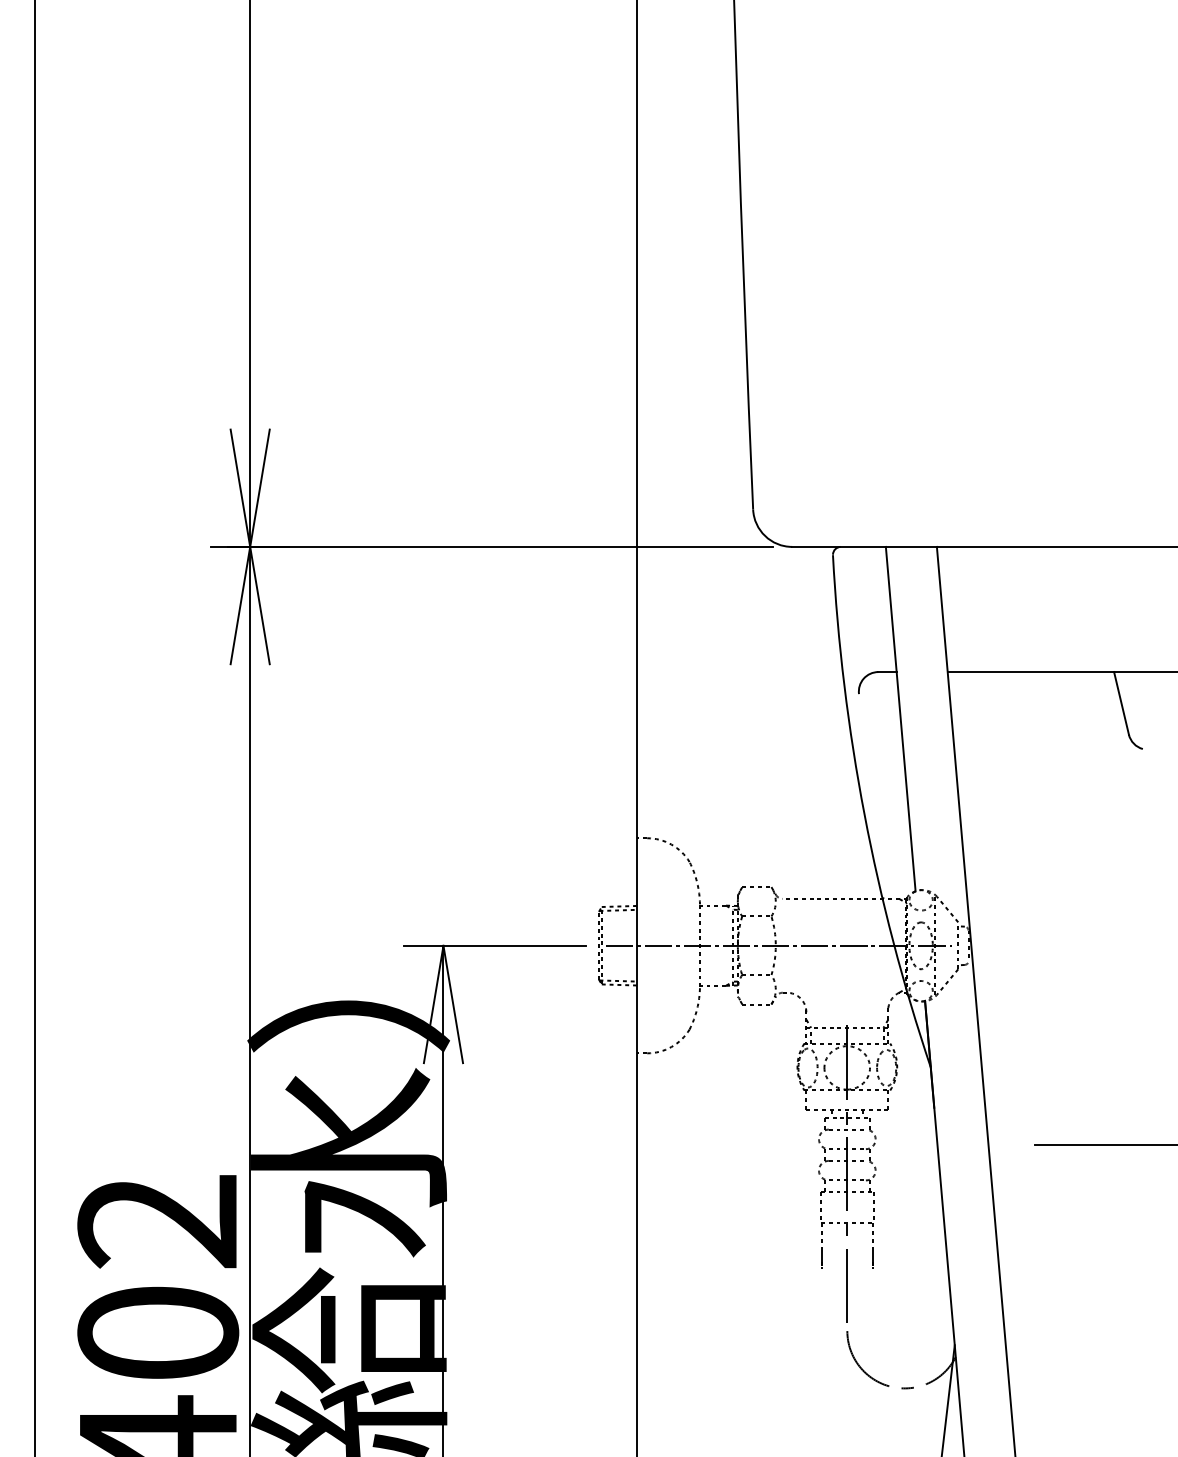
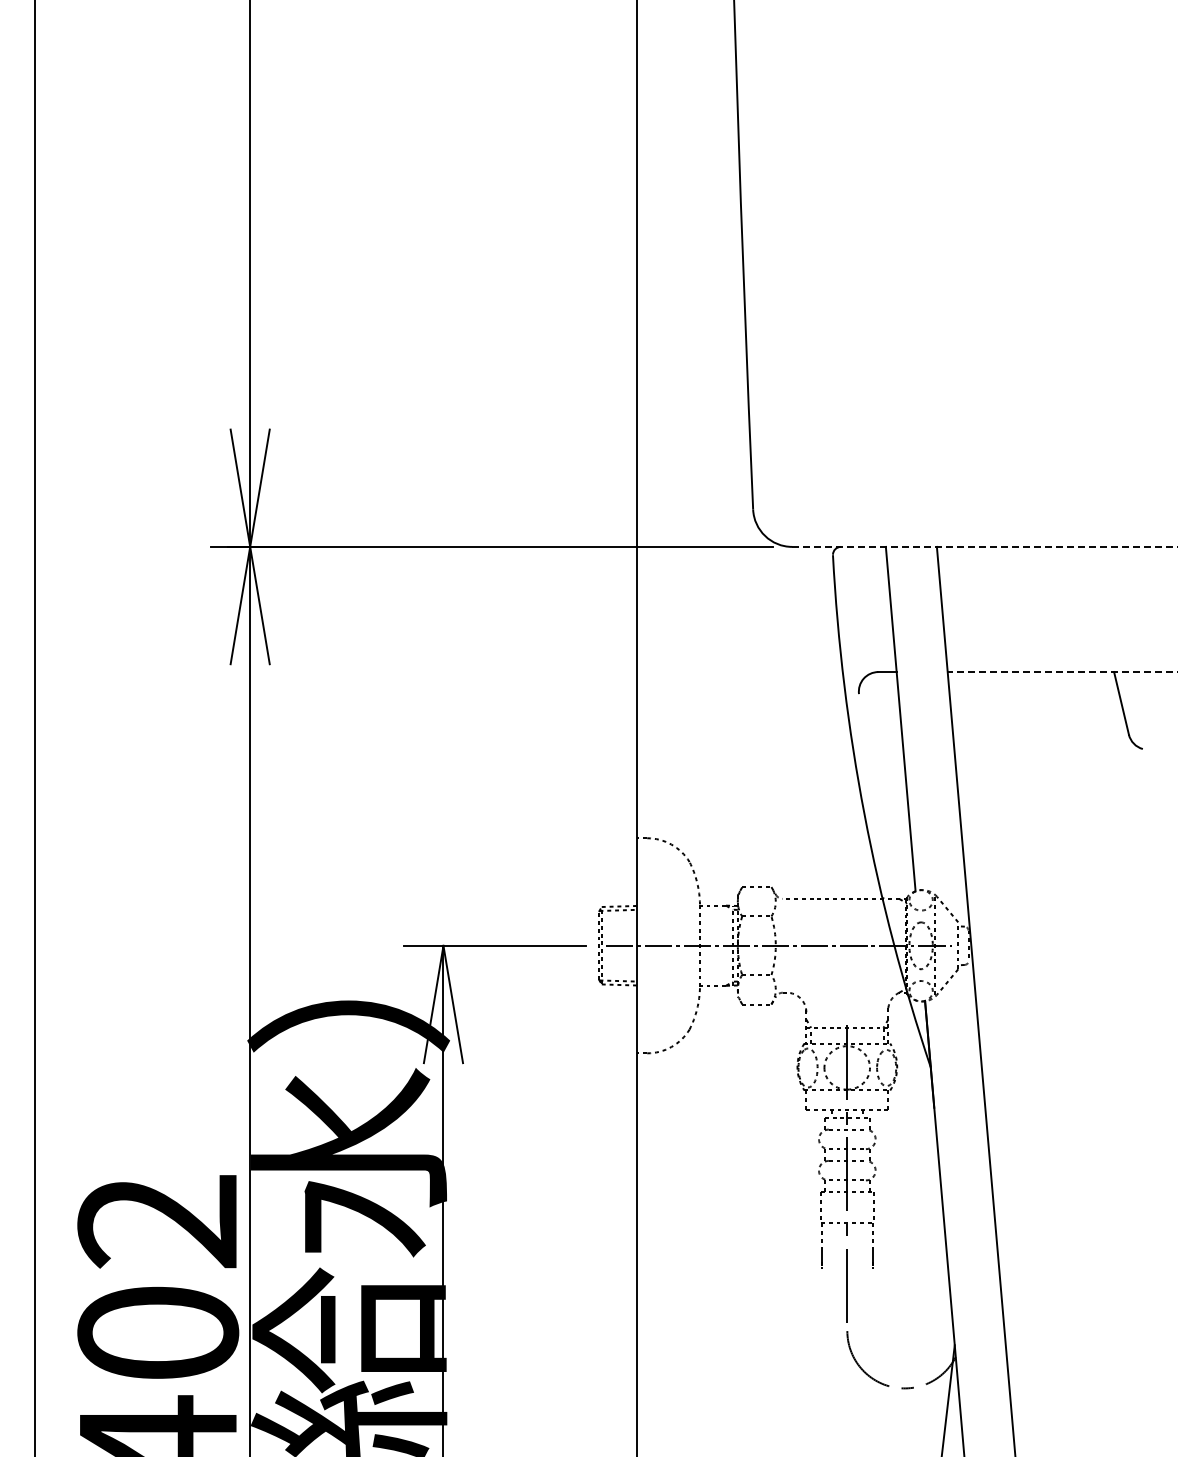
line: solid -> dashed (985, 546)
line: solid -> dashed (1062, 672)
line: present -> none (1104, 1145)
